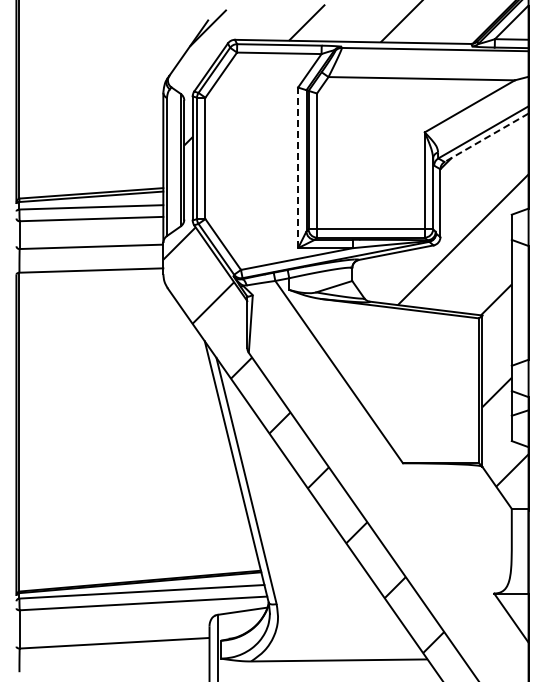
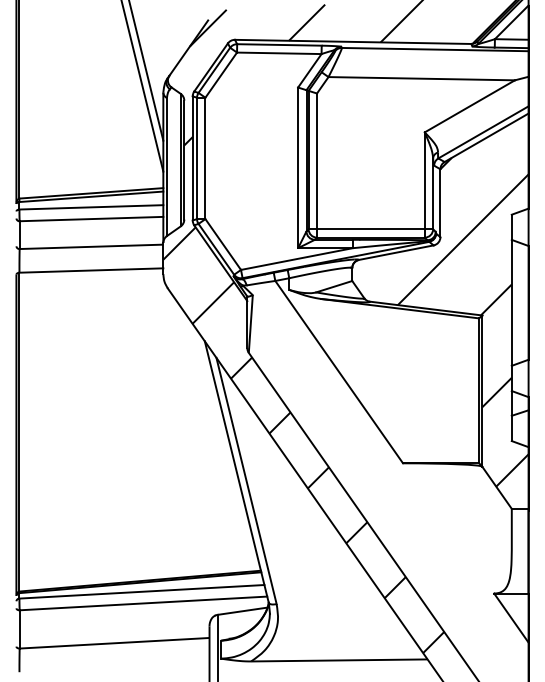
line: none -> present (146, 71)
line: none -> present (142, 86)
line: dashed -> solid (486, 138)
line: dashed -> solid (298, 167)
